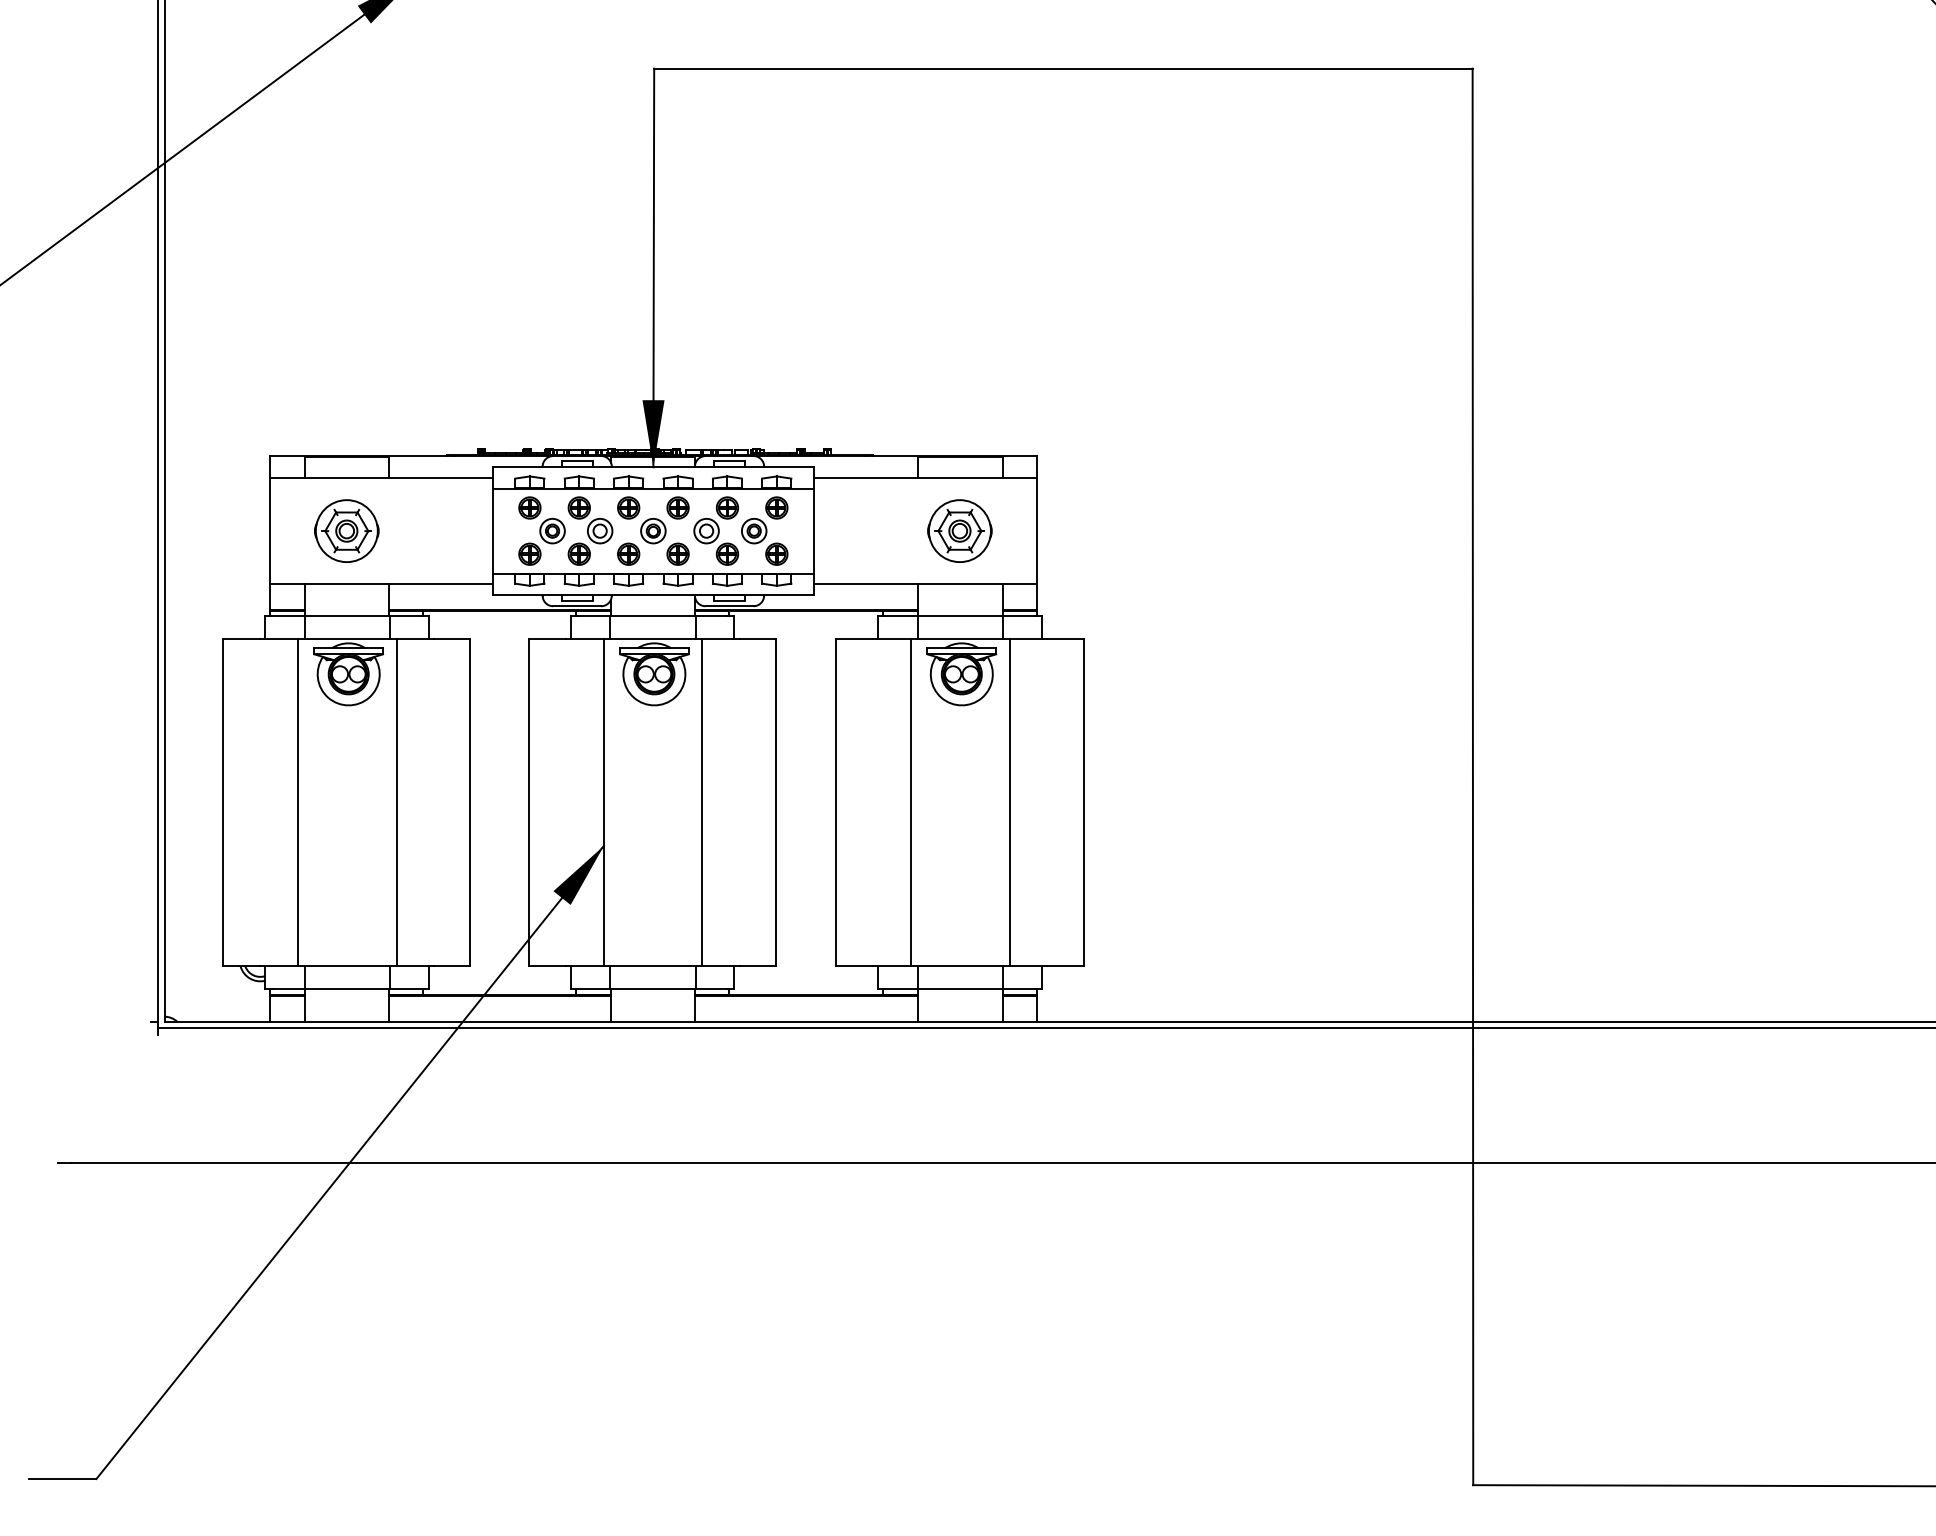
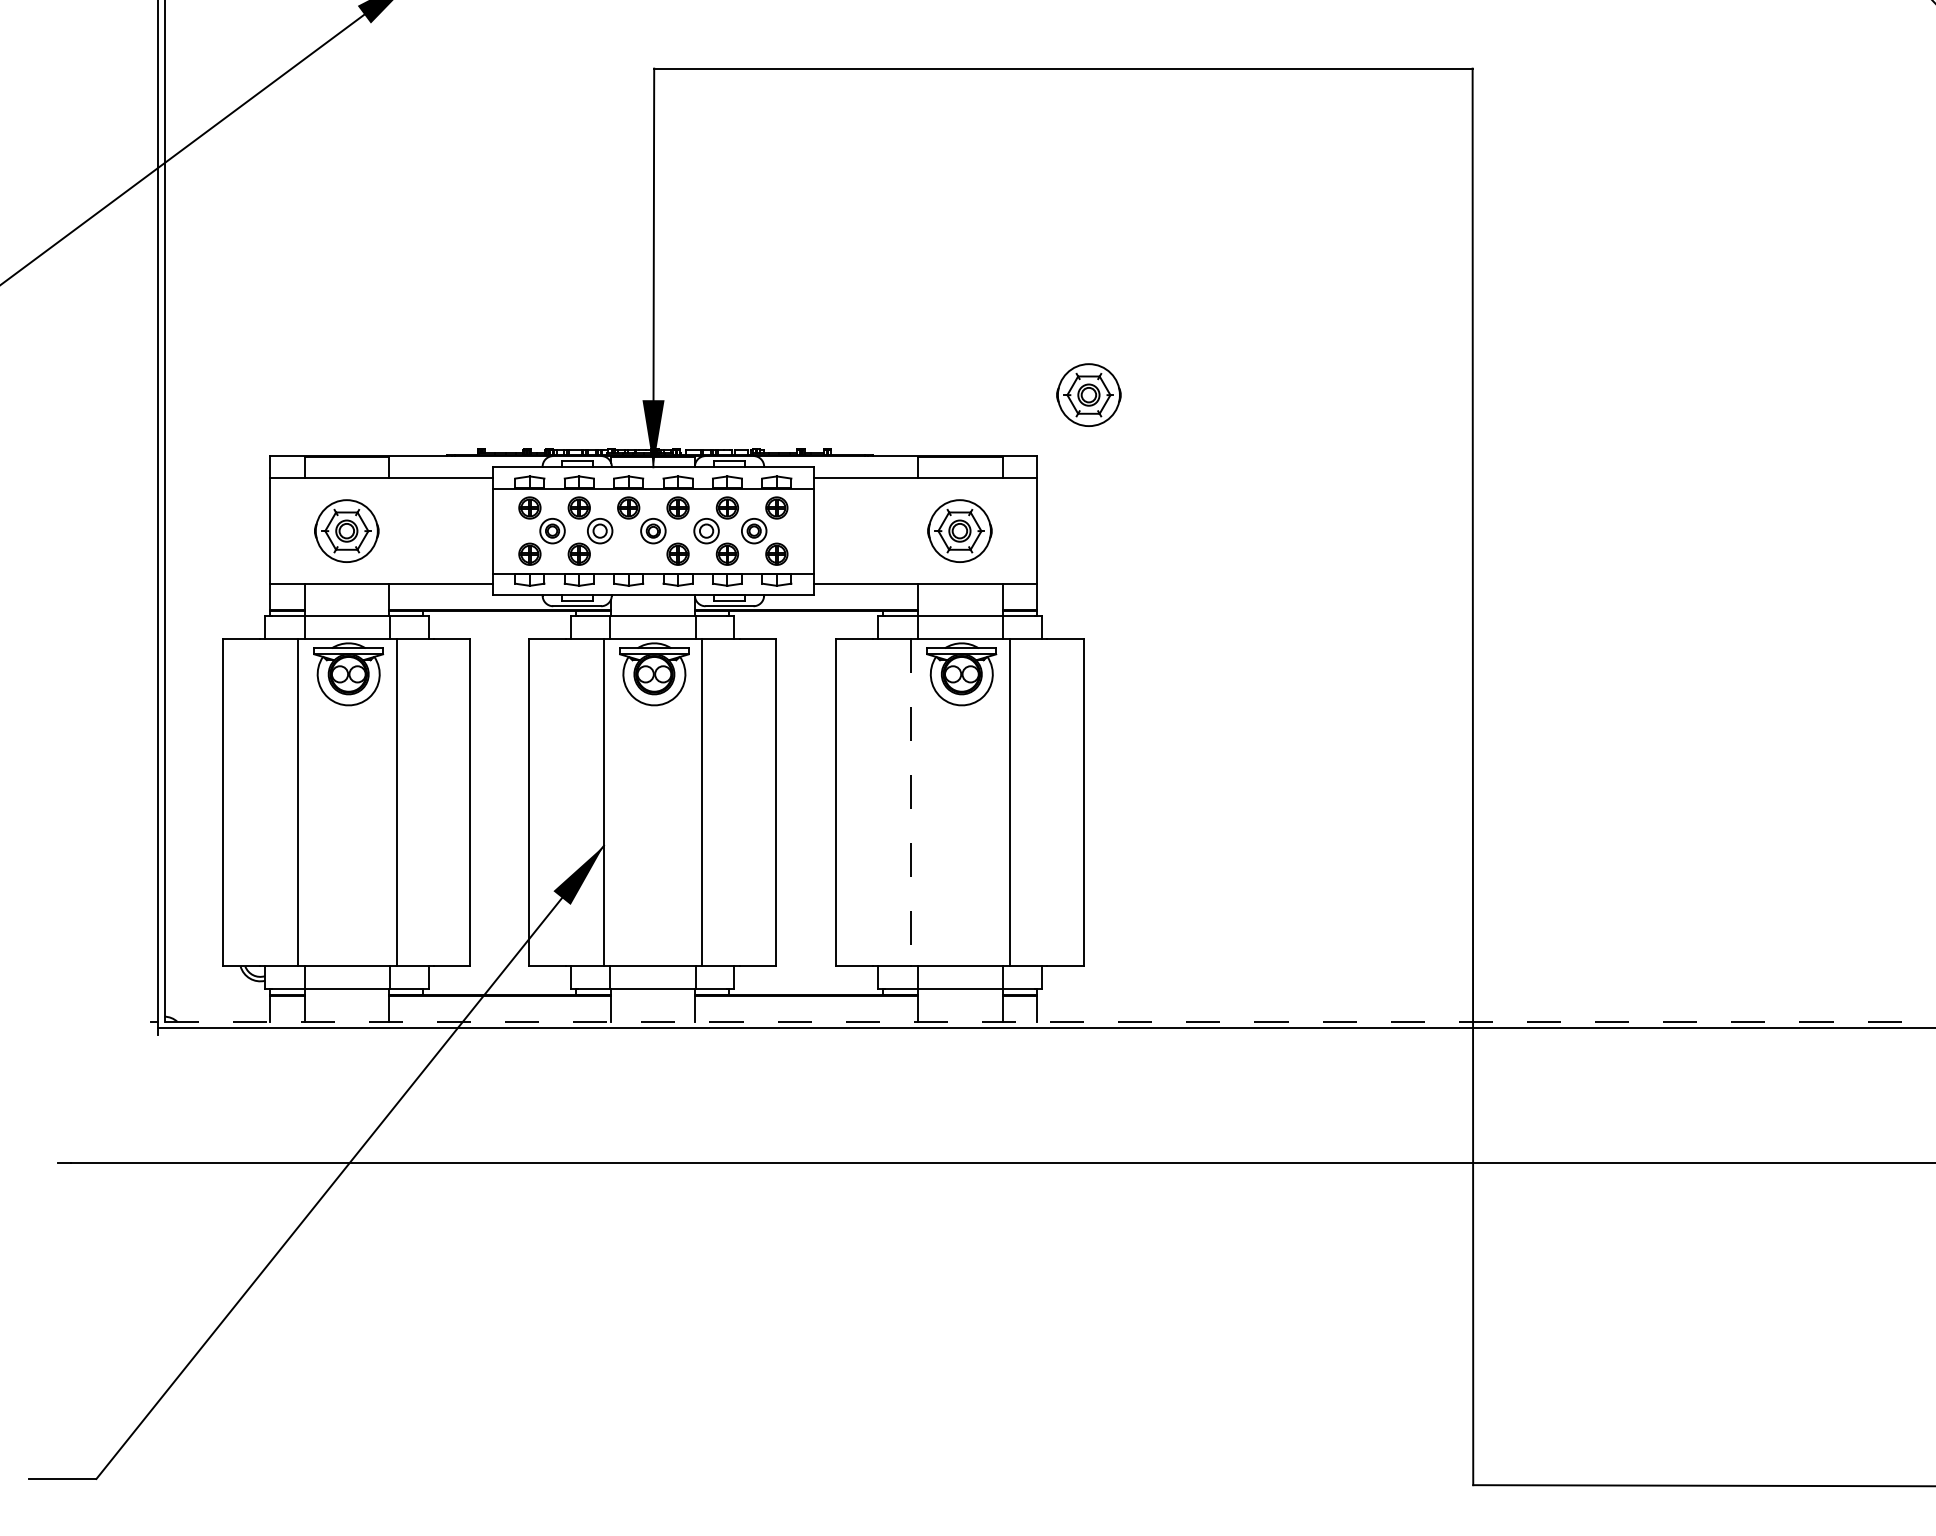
part: none -> present (1088, 394)
part: present -> none (628, 553)
line: solid -> dashed (911, 802)
line: solid -> dashed (1050, 1021)
